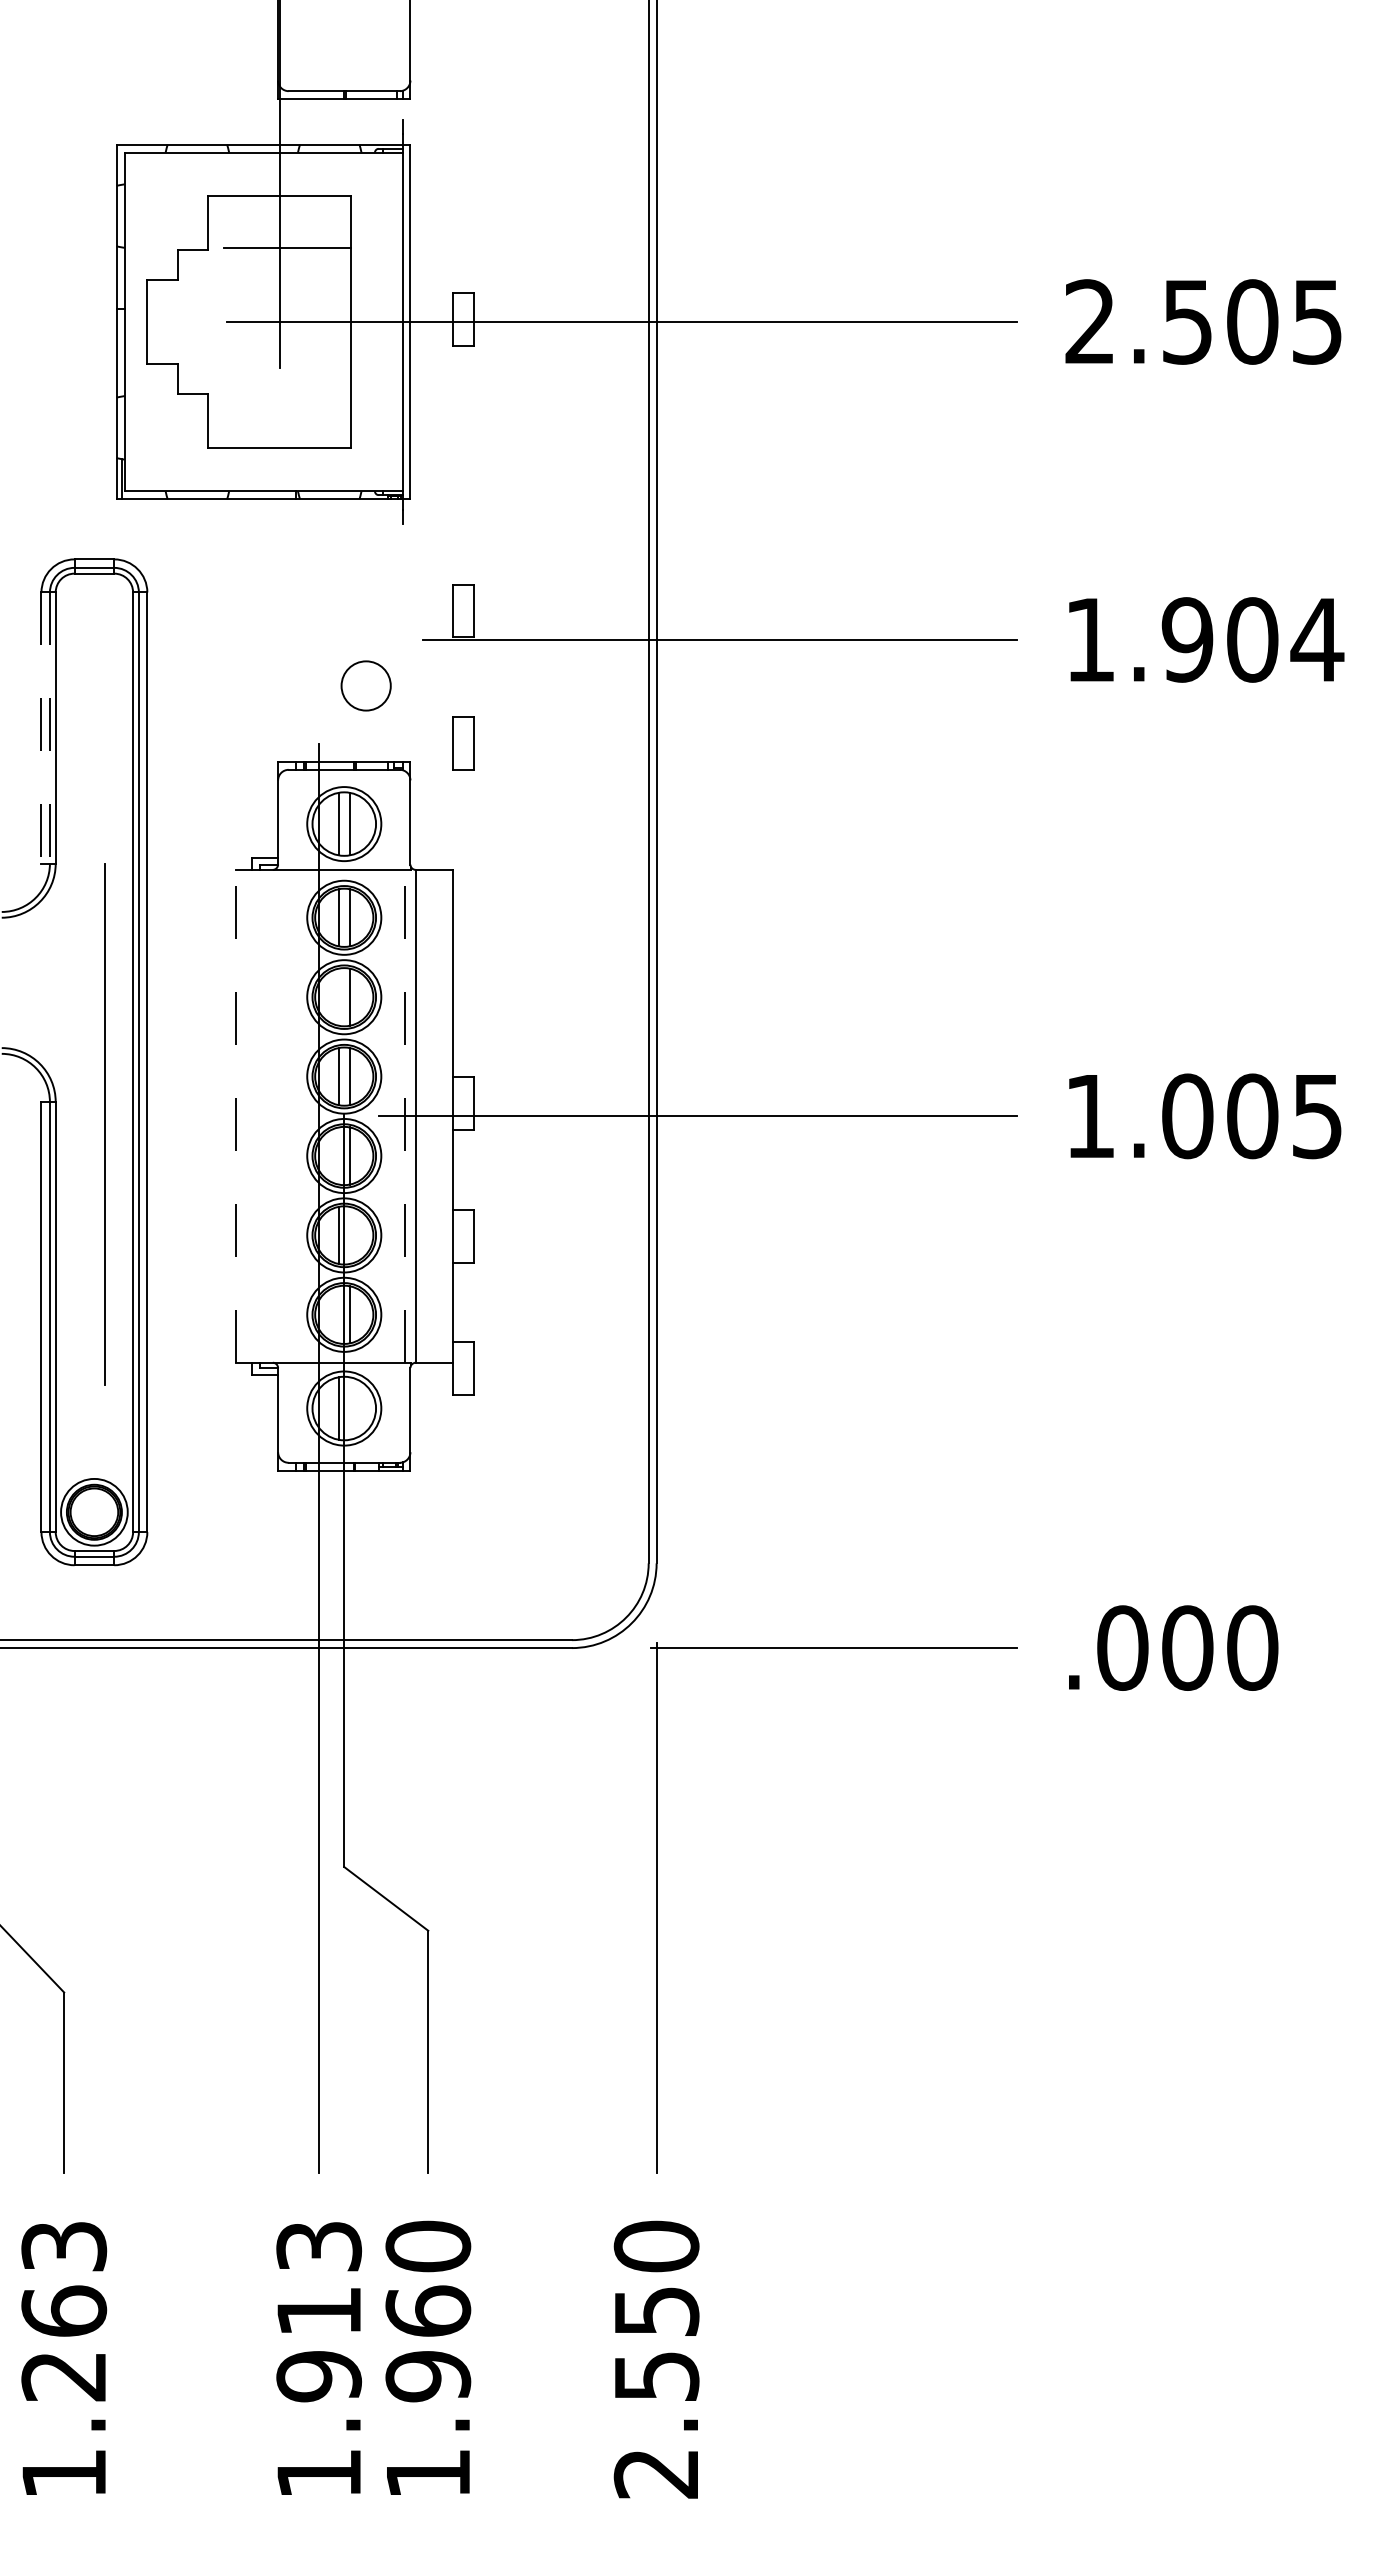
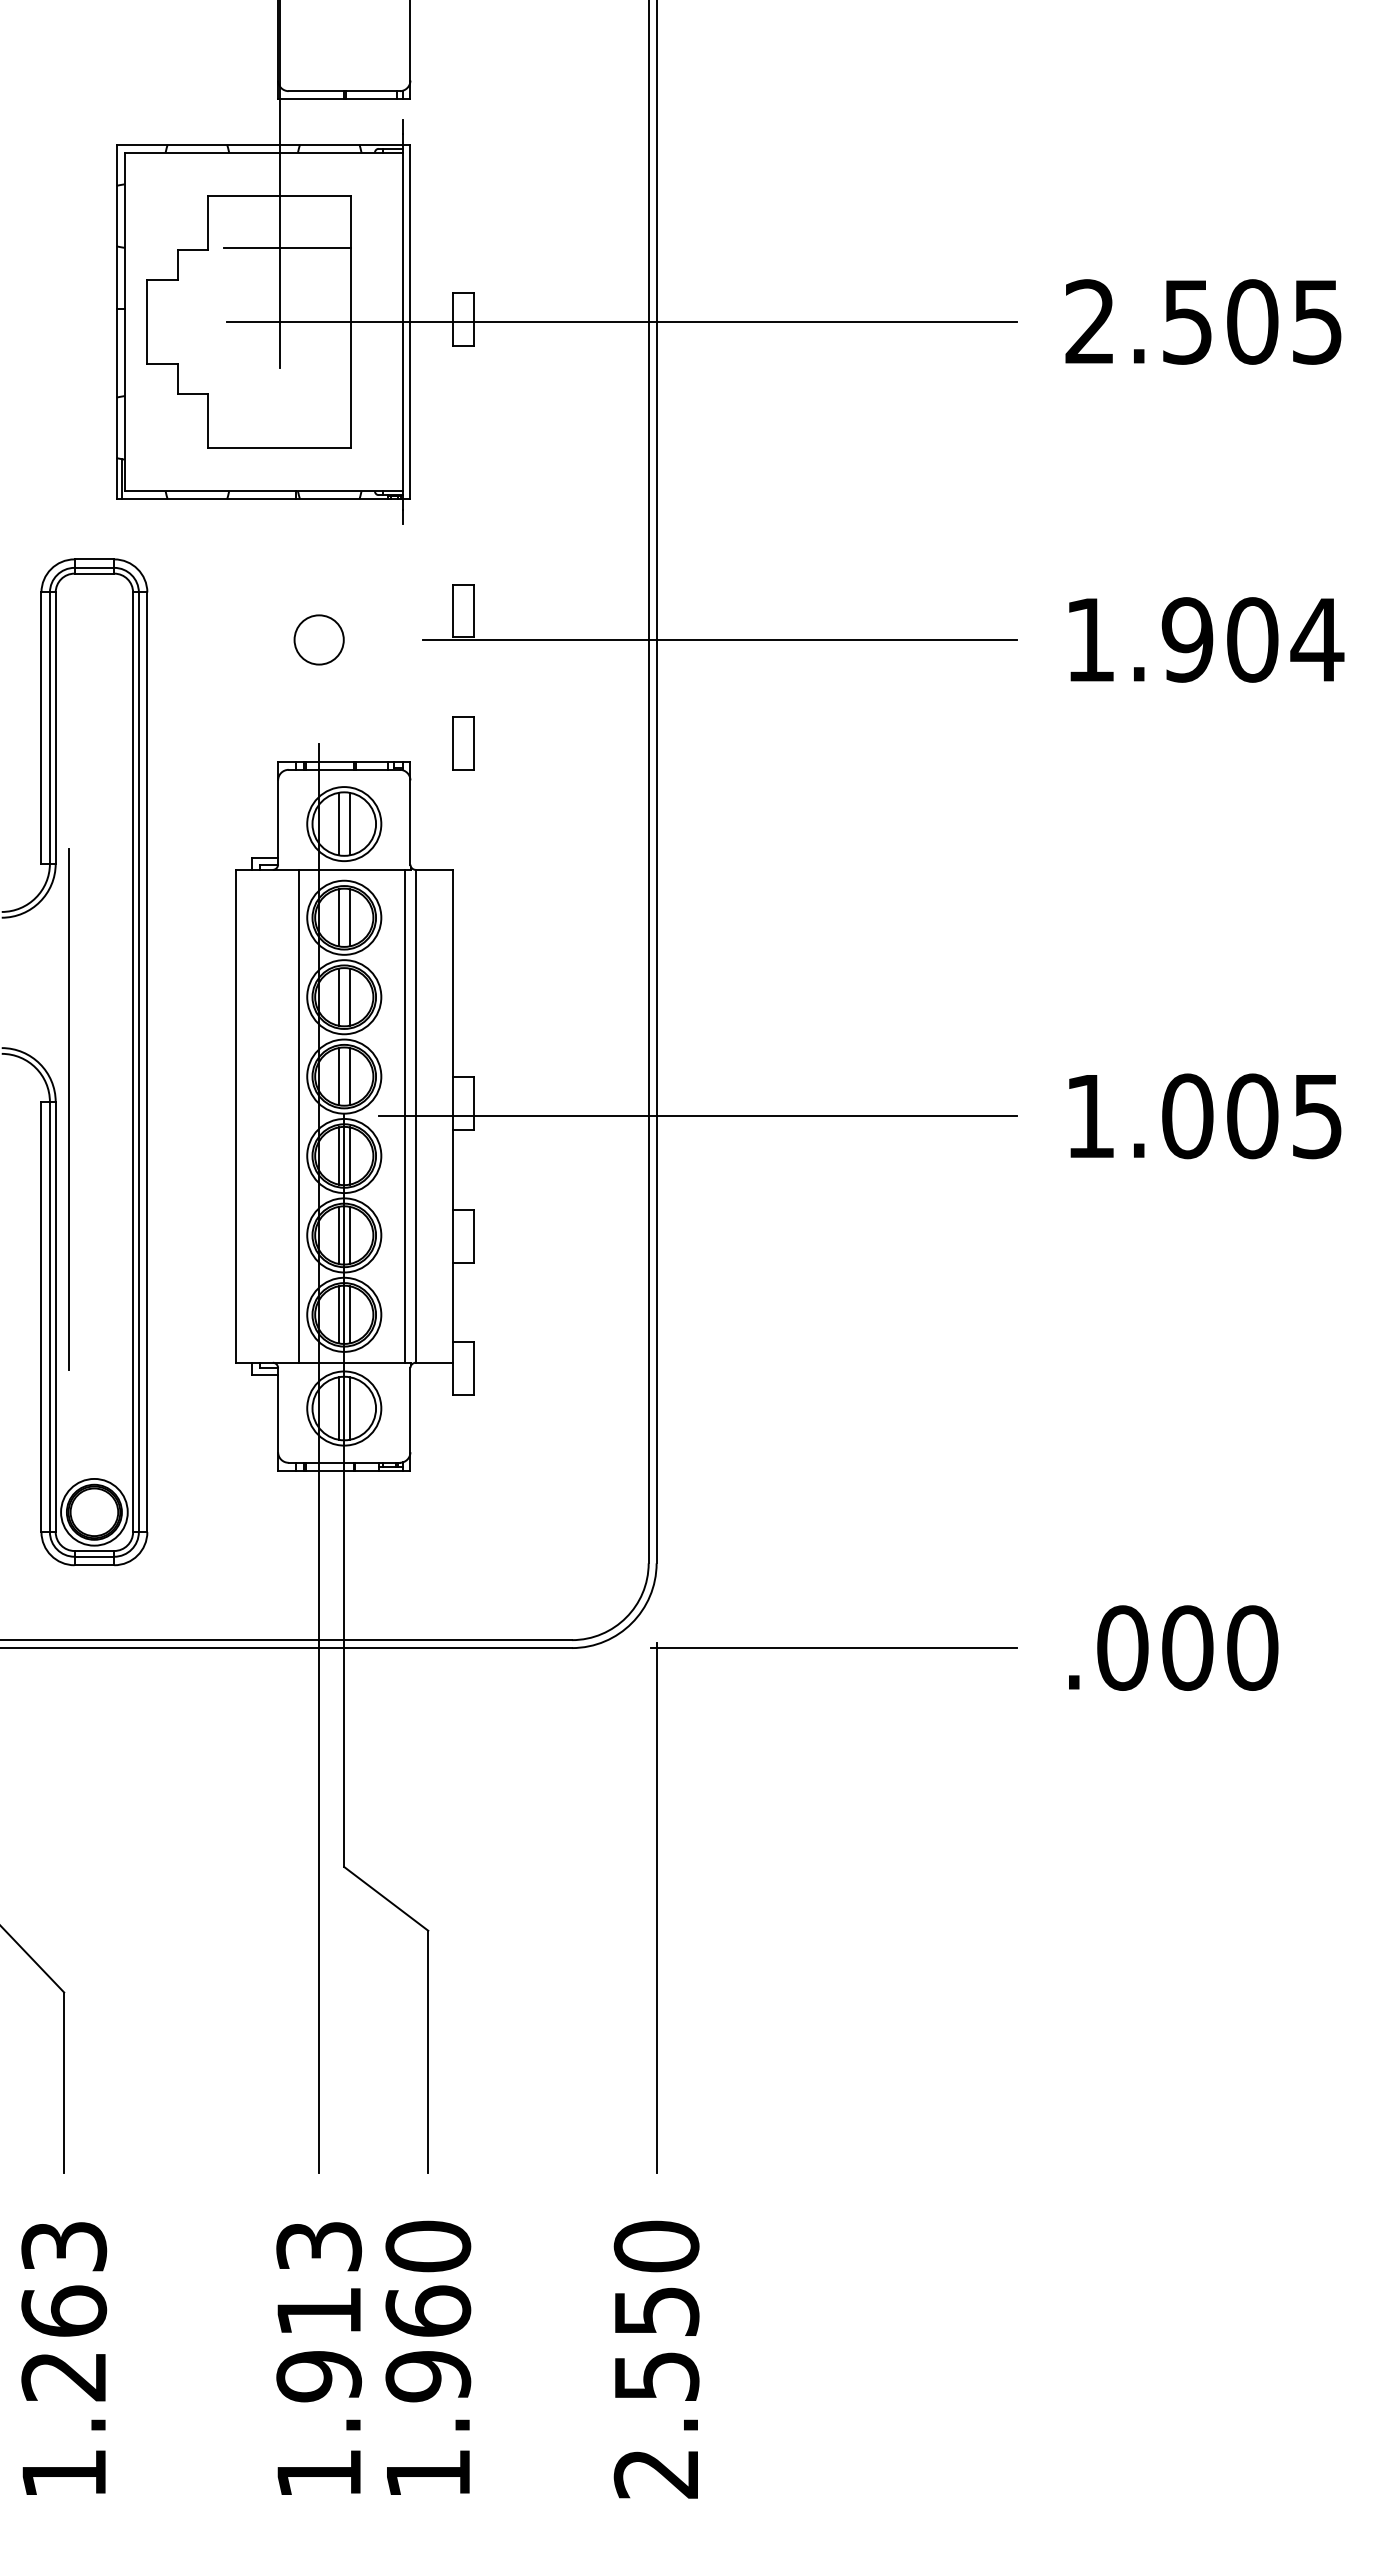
circle position: (365, 685) -> (318, 639) (318, 639)
line: dashed -> solid (41, 728)
line: dashed -> solid (50, 728)
line: none -> present (338, 996)
line: dashed -> solid (235, 1115)
line: none -> present (299, 1115)
line: dashed -> solid (405, 1115)
line position: (104, 1124) -> (68, 1109) (68, 1109)
line: none -> present (338, 1155)
line: none -> present (349, 1235)
line: none -> present (338, 1314)
line: none -> present (349, 1408)
